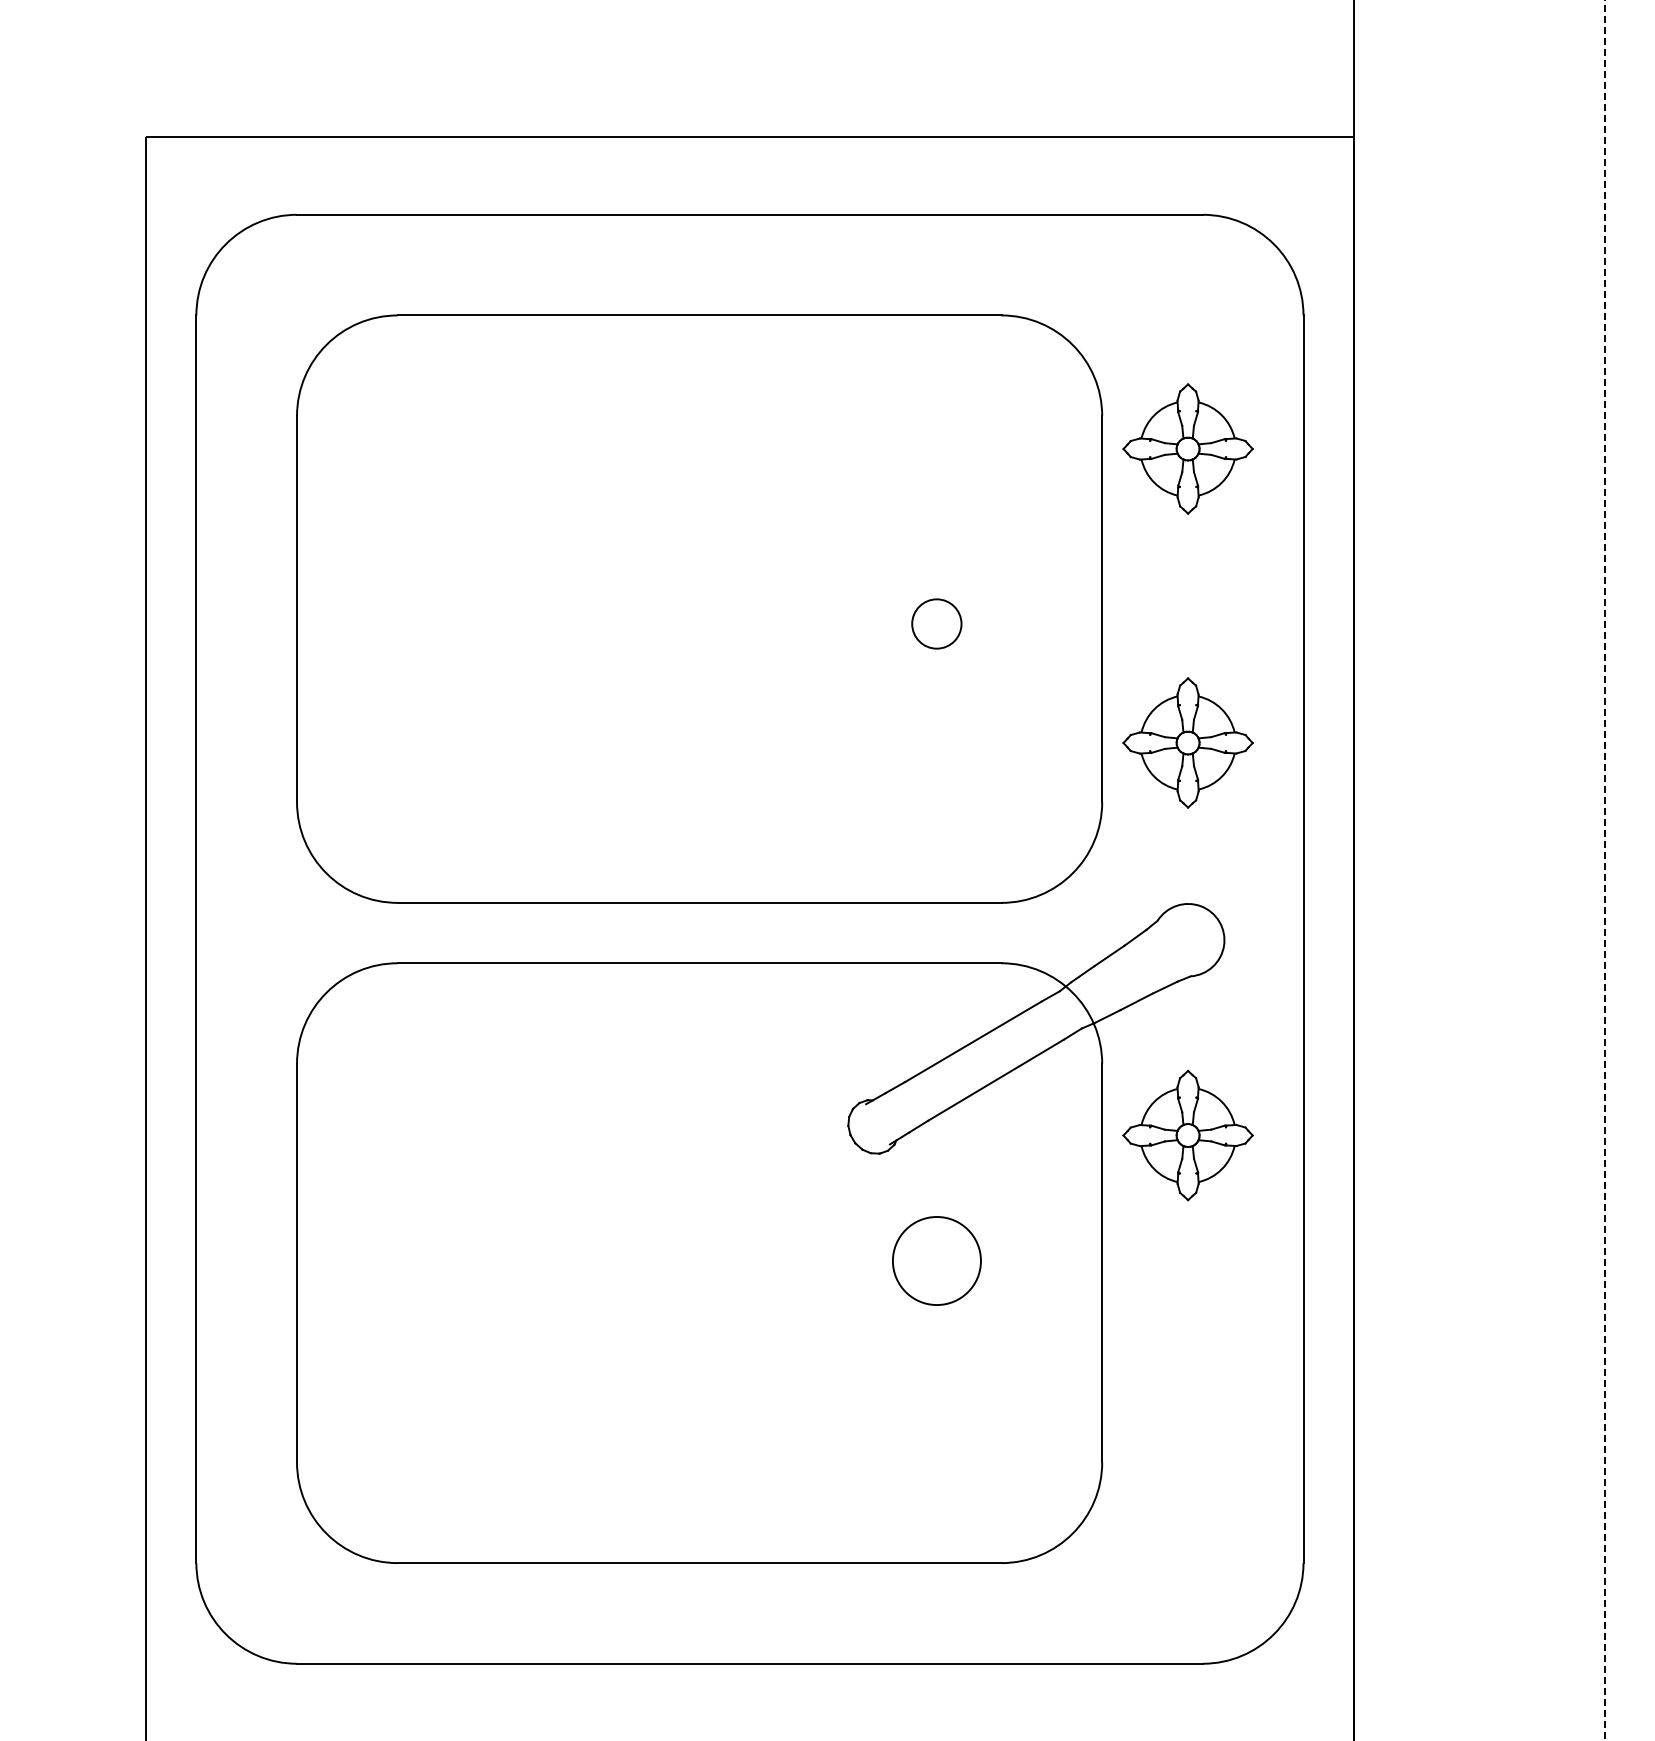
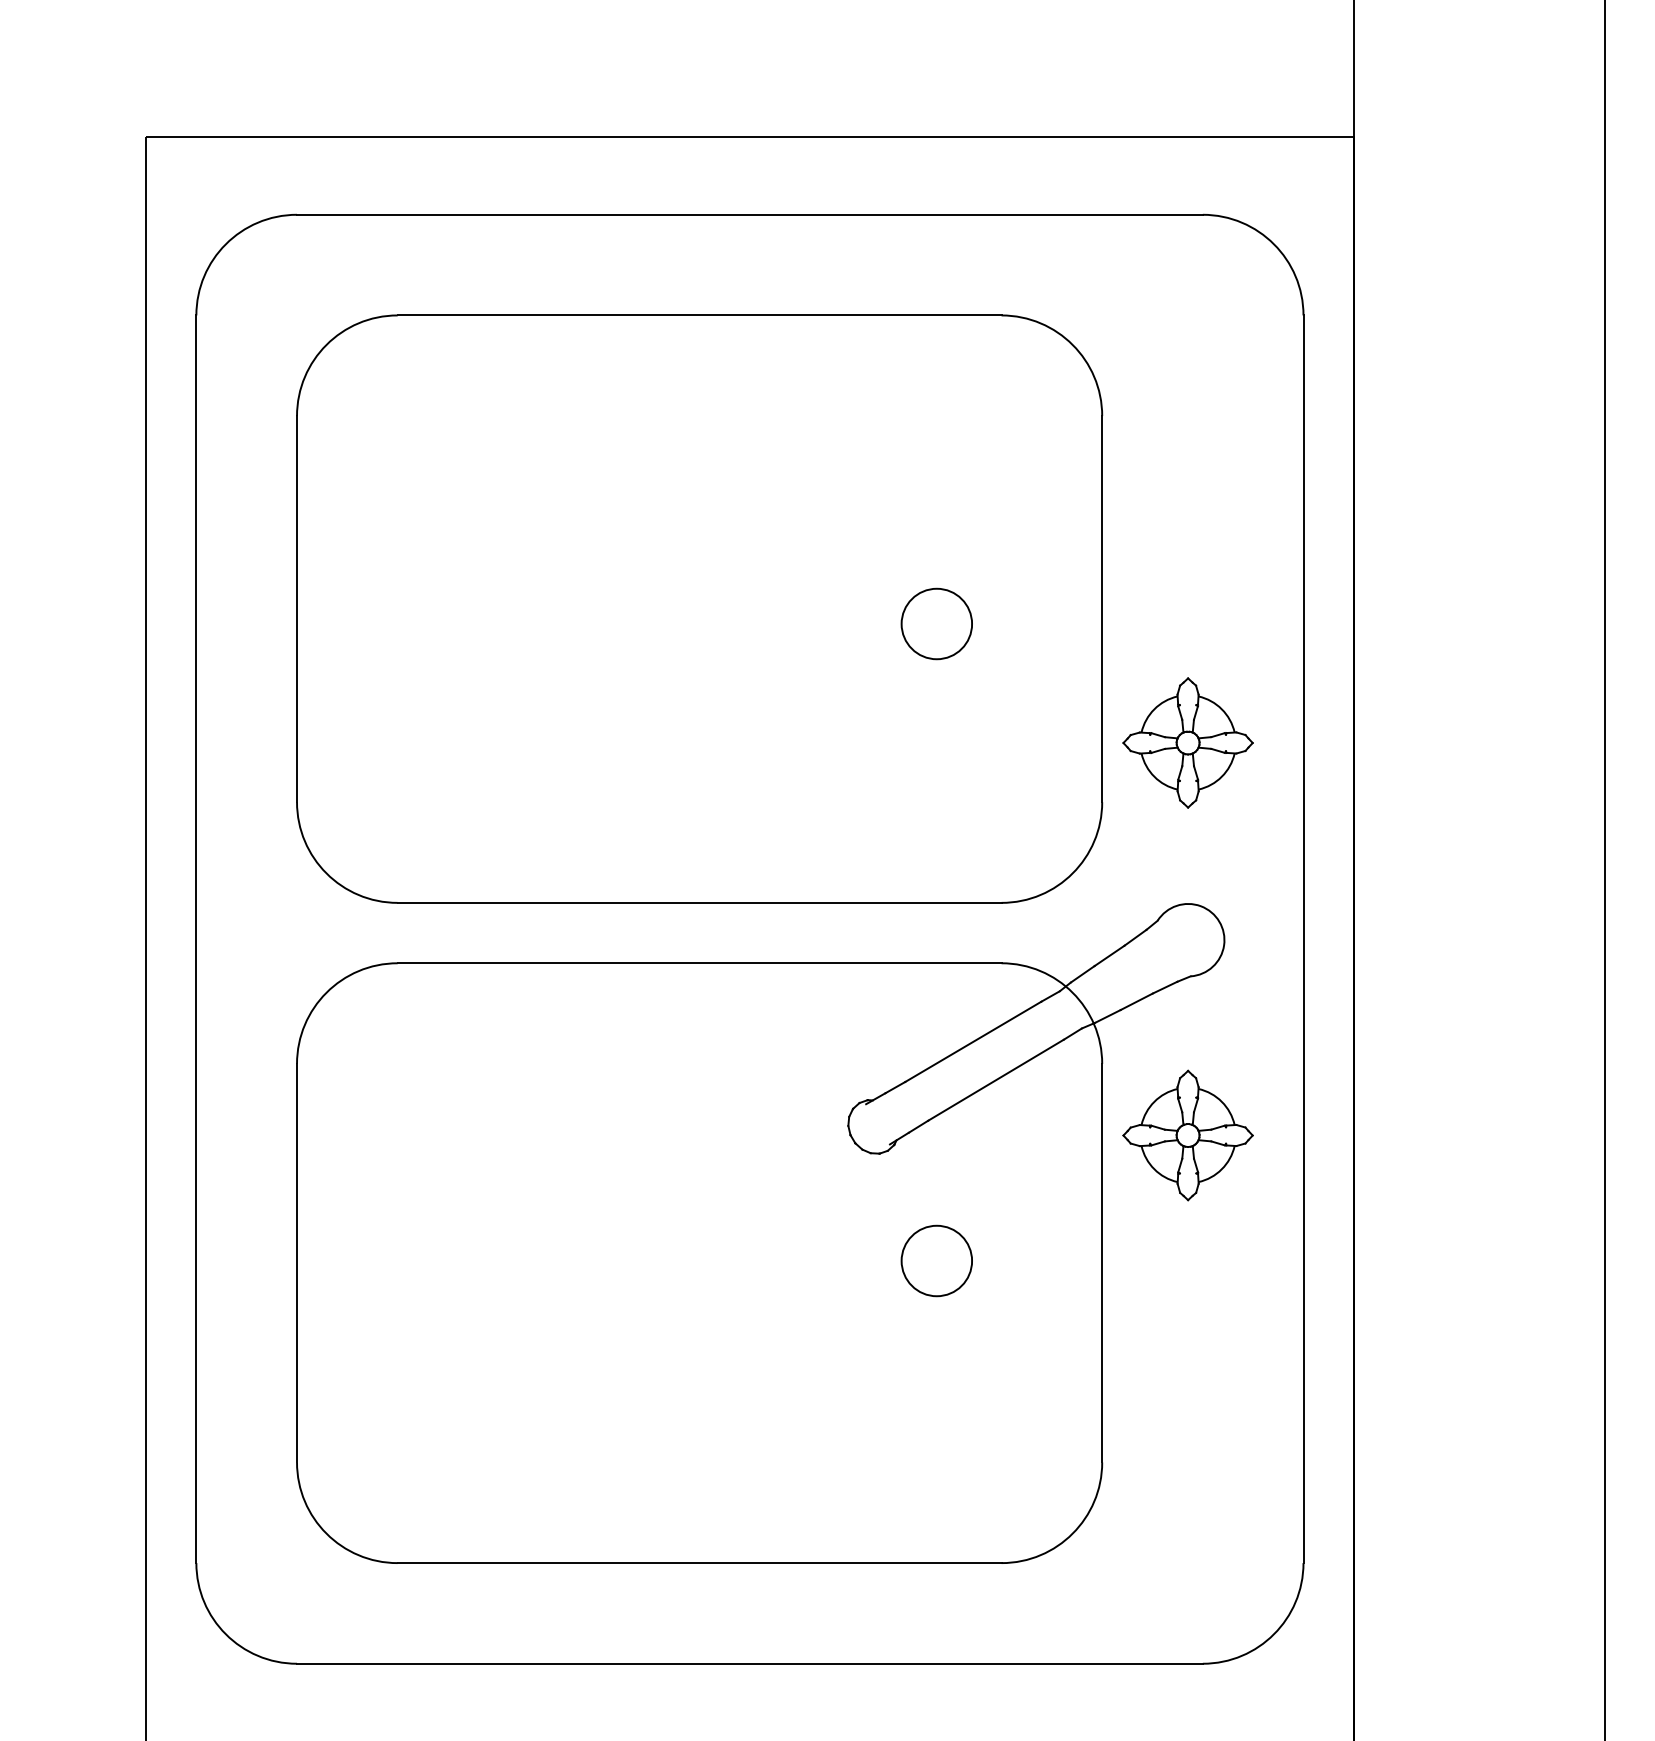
part: present -> none (1187, 448)
circle diameter: 49 px -> 70 px (936, 623)
line: dashed -> solid (1605, 870)
circle size: 90x90 px -> 73x74 px (936, 1260)
